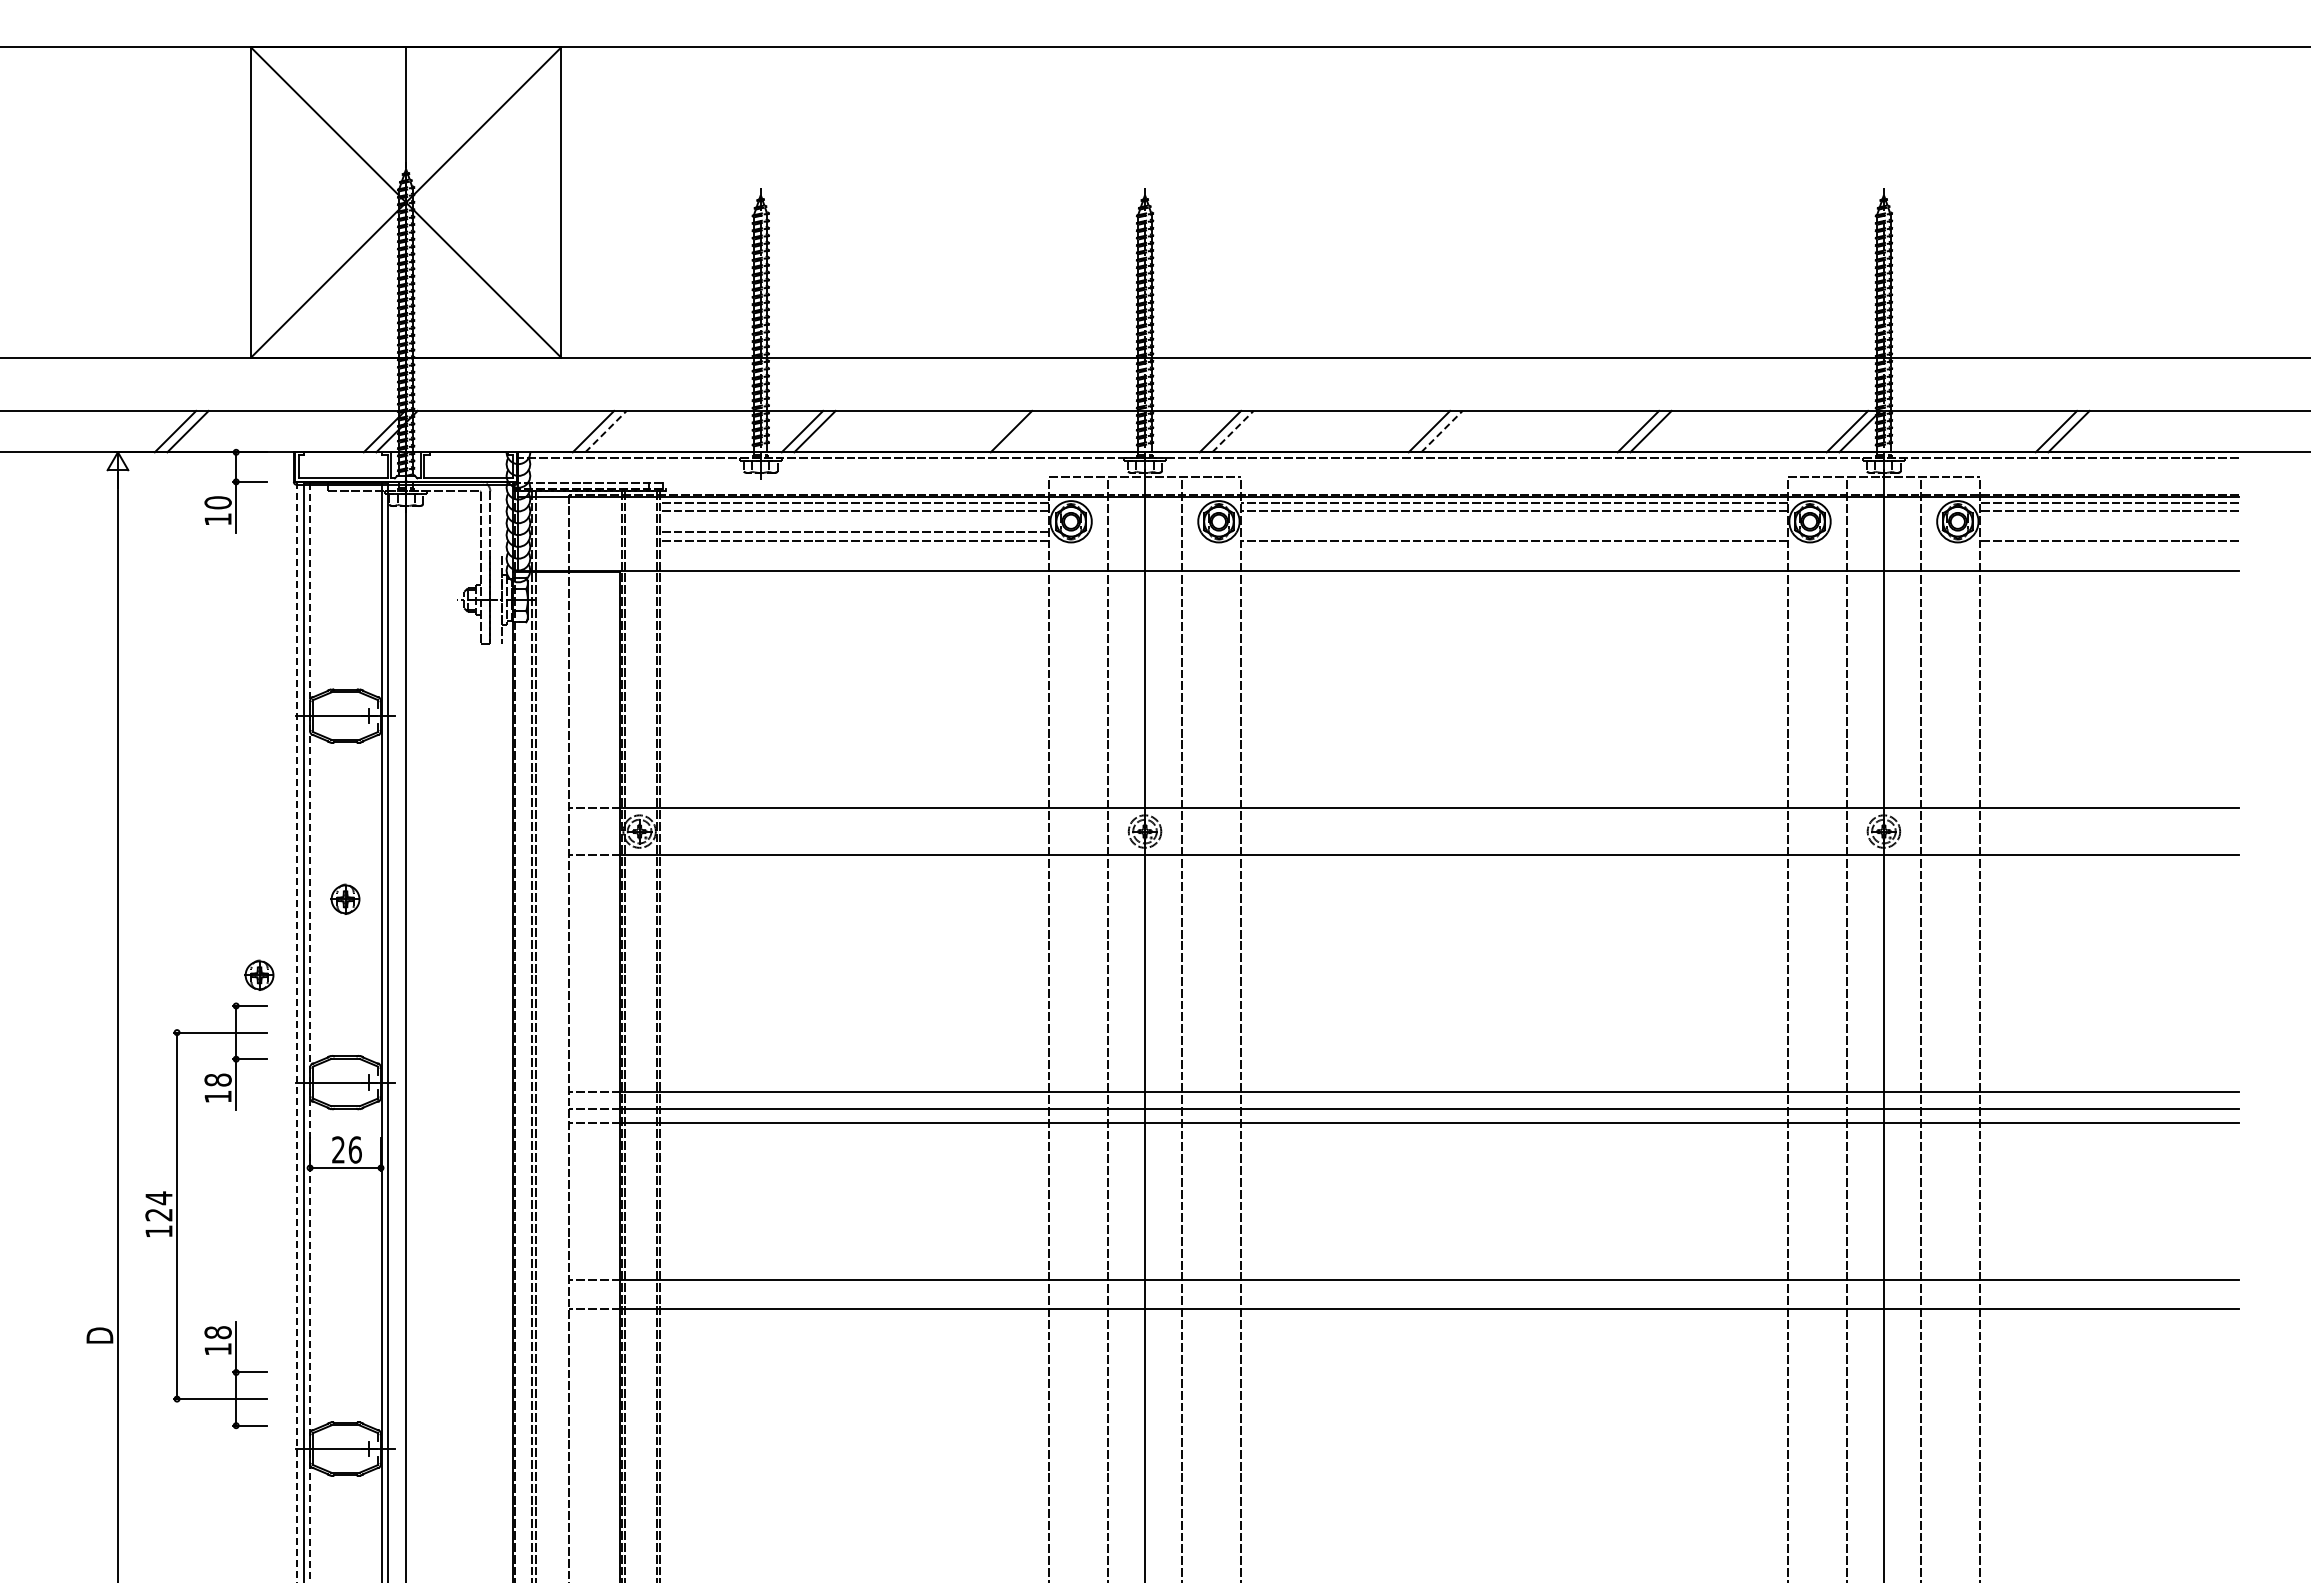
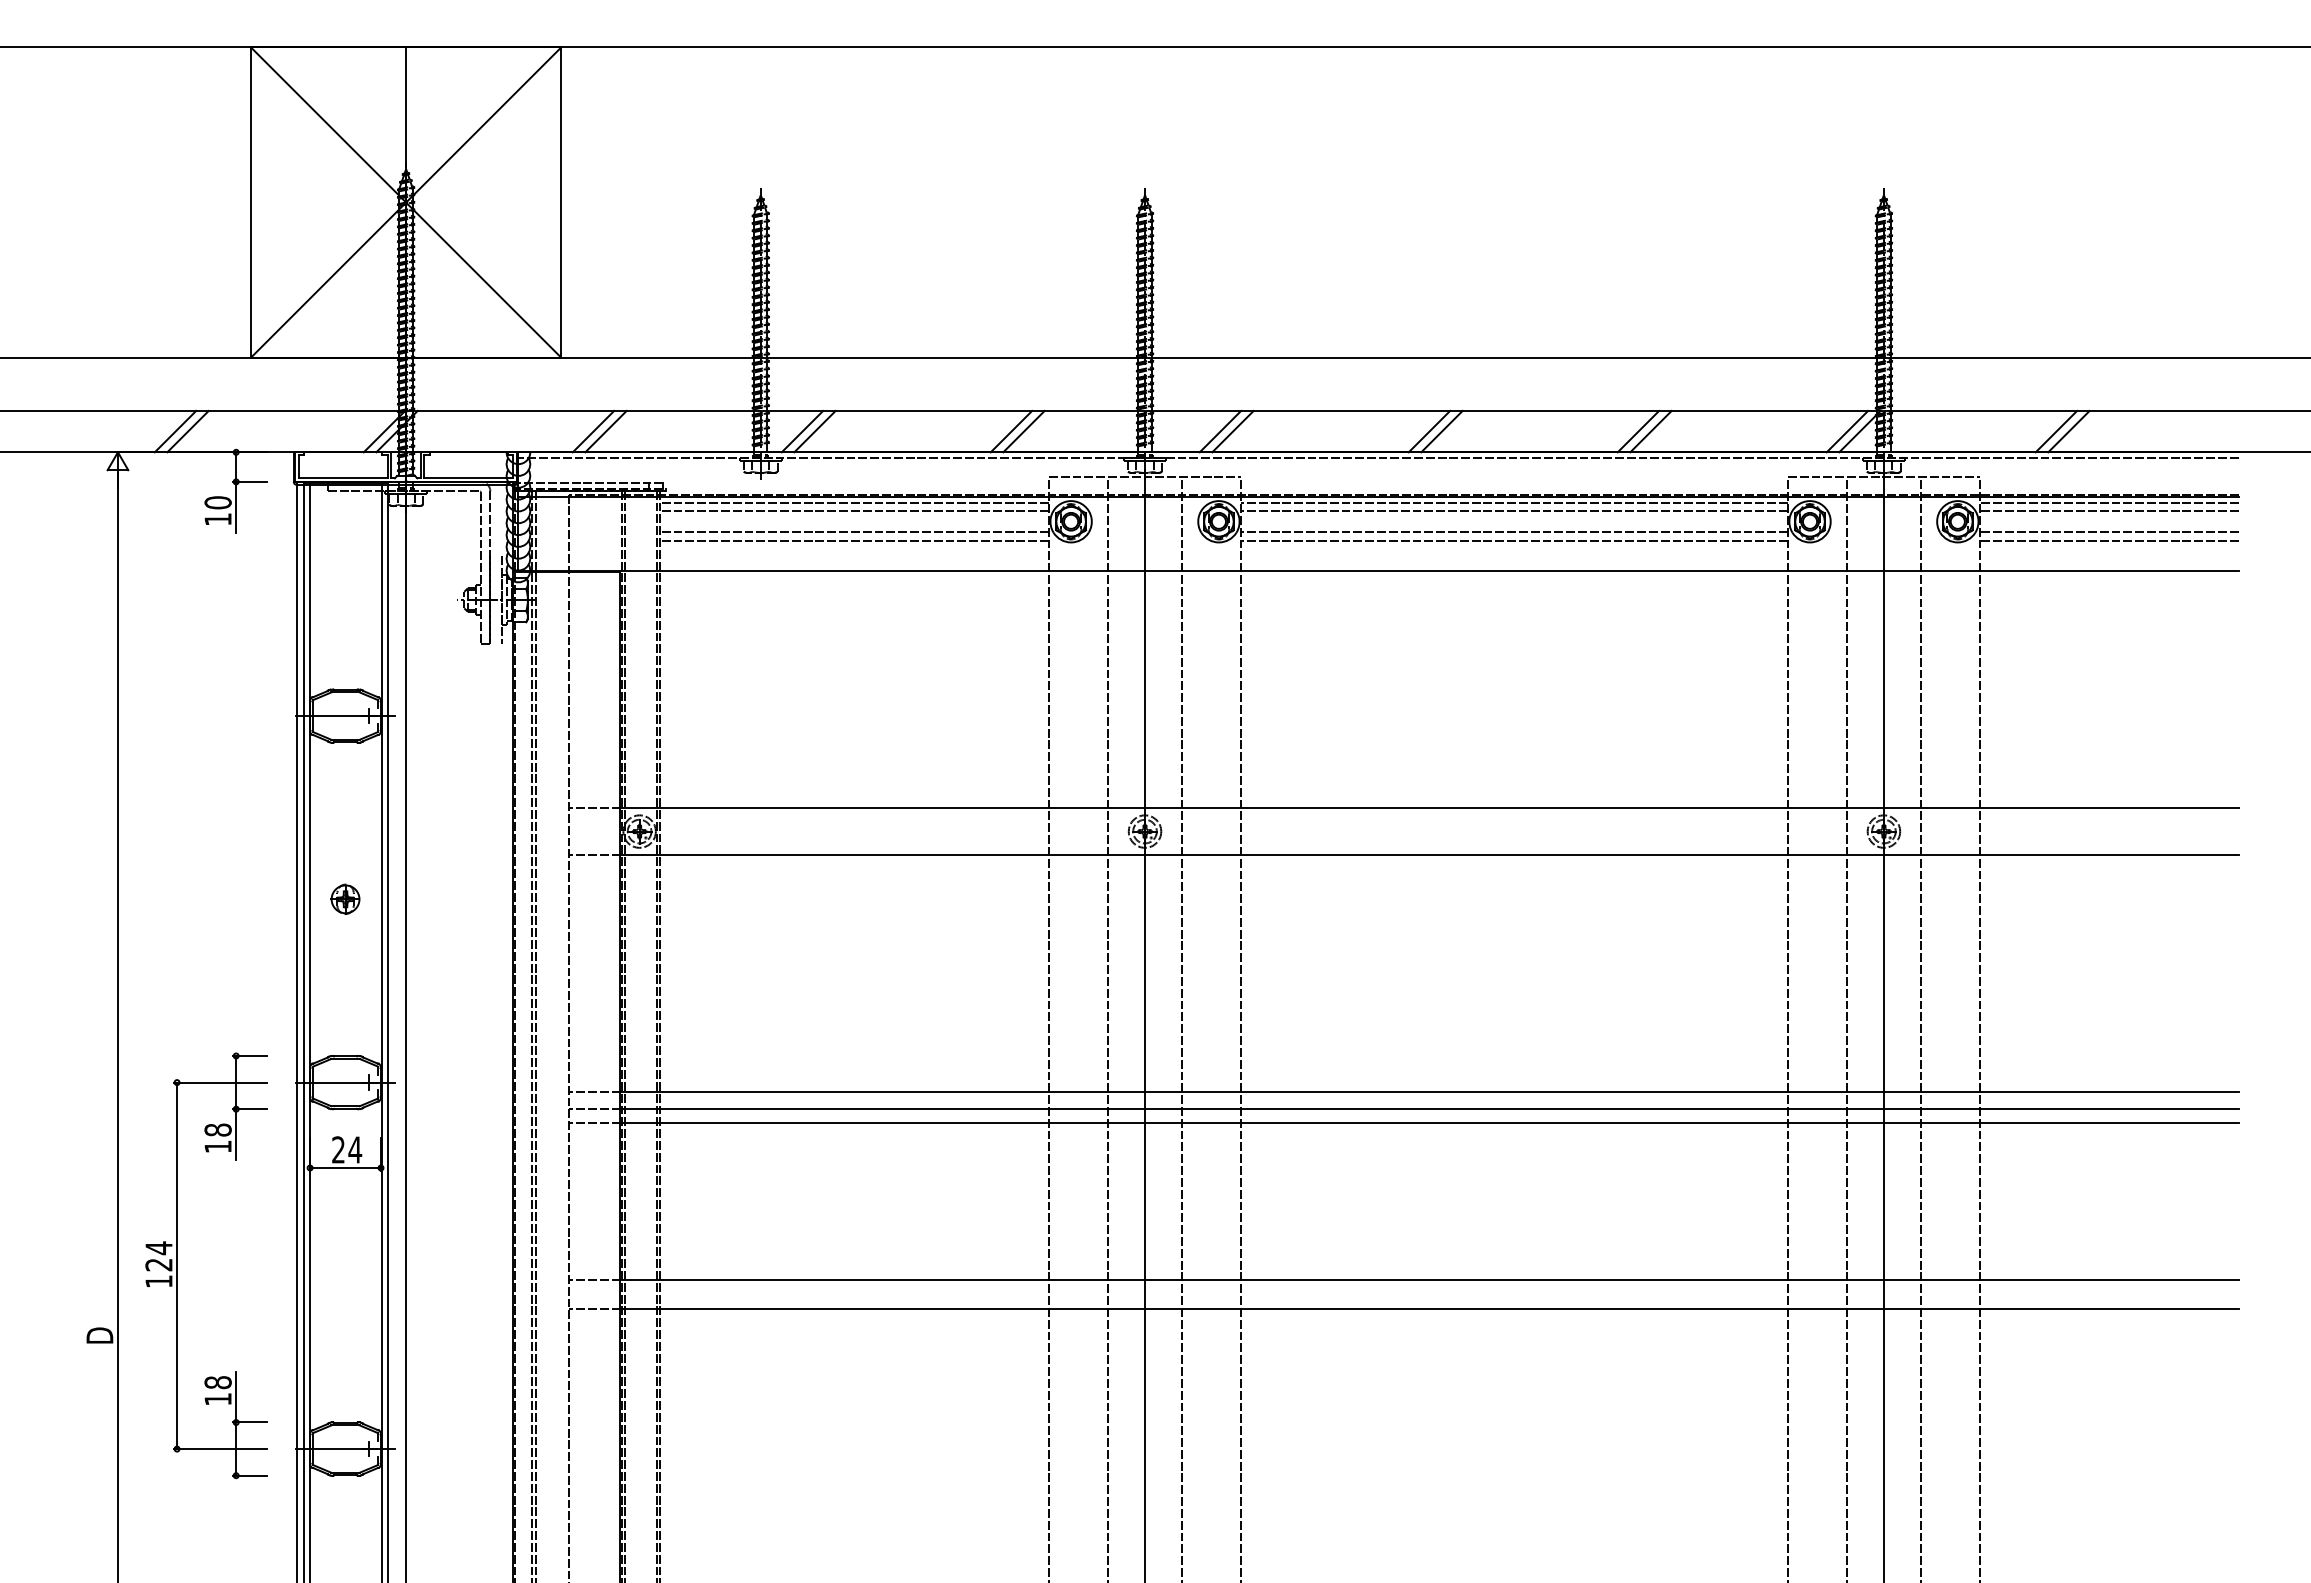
line: dashed -> solid (606, 431)
line: none -> present (1023, 431)
line: dashed -> solid (1233, 431)
line: dashed -> solid (1442, 431)
line: none -> present (1514, 532)
line: none -> present (2108, 532)
part: present -> none (259, 974)
line: dashed -> solid (296, 1032)
line: dashed -> solid (309, 1033)
text: 26 -> 24 (355, 1149)
part position: (177, 1215) -> (177, 1265) (177, 1265)
